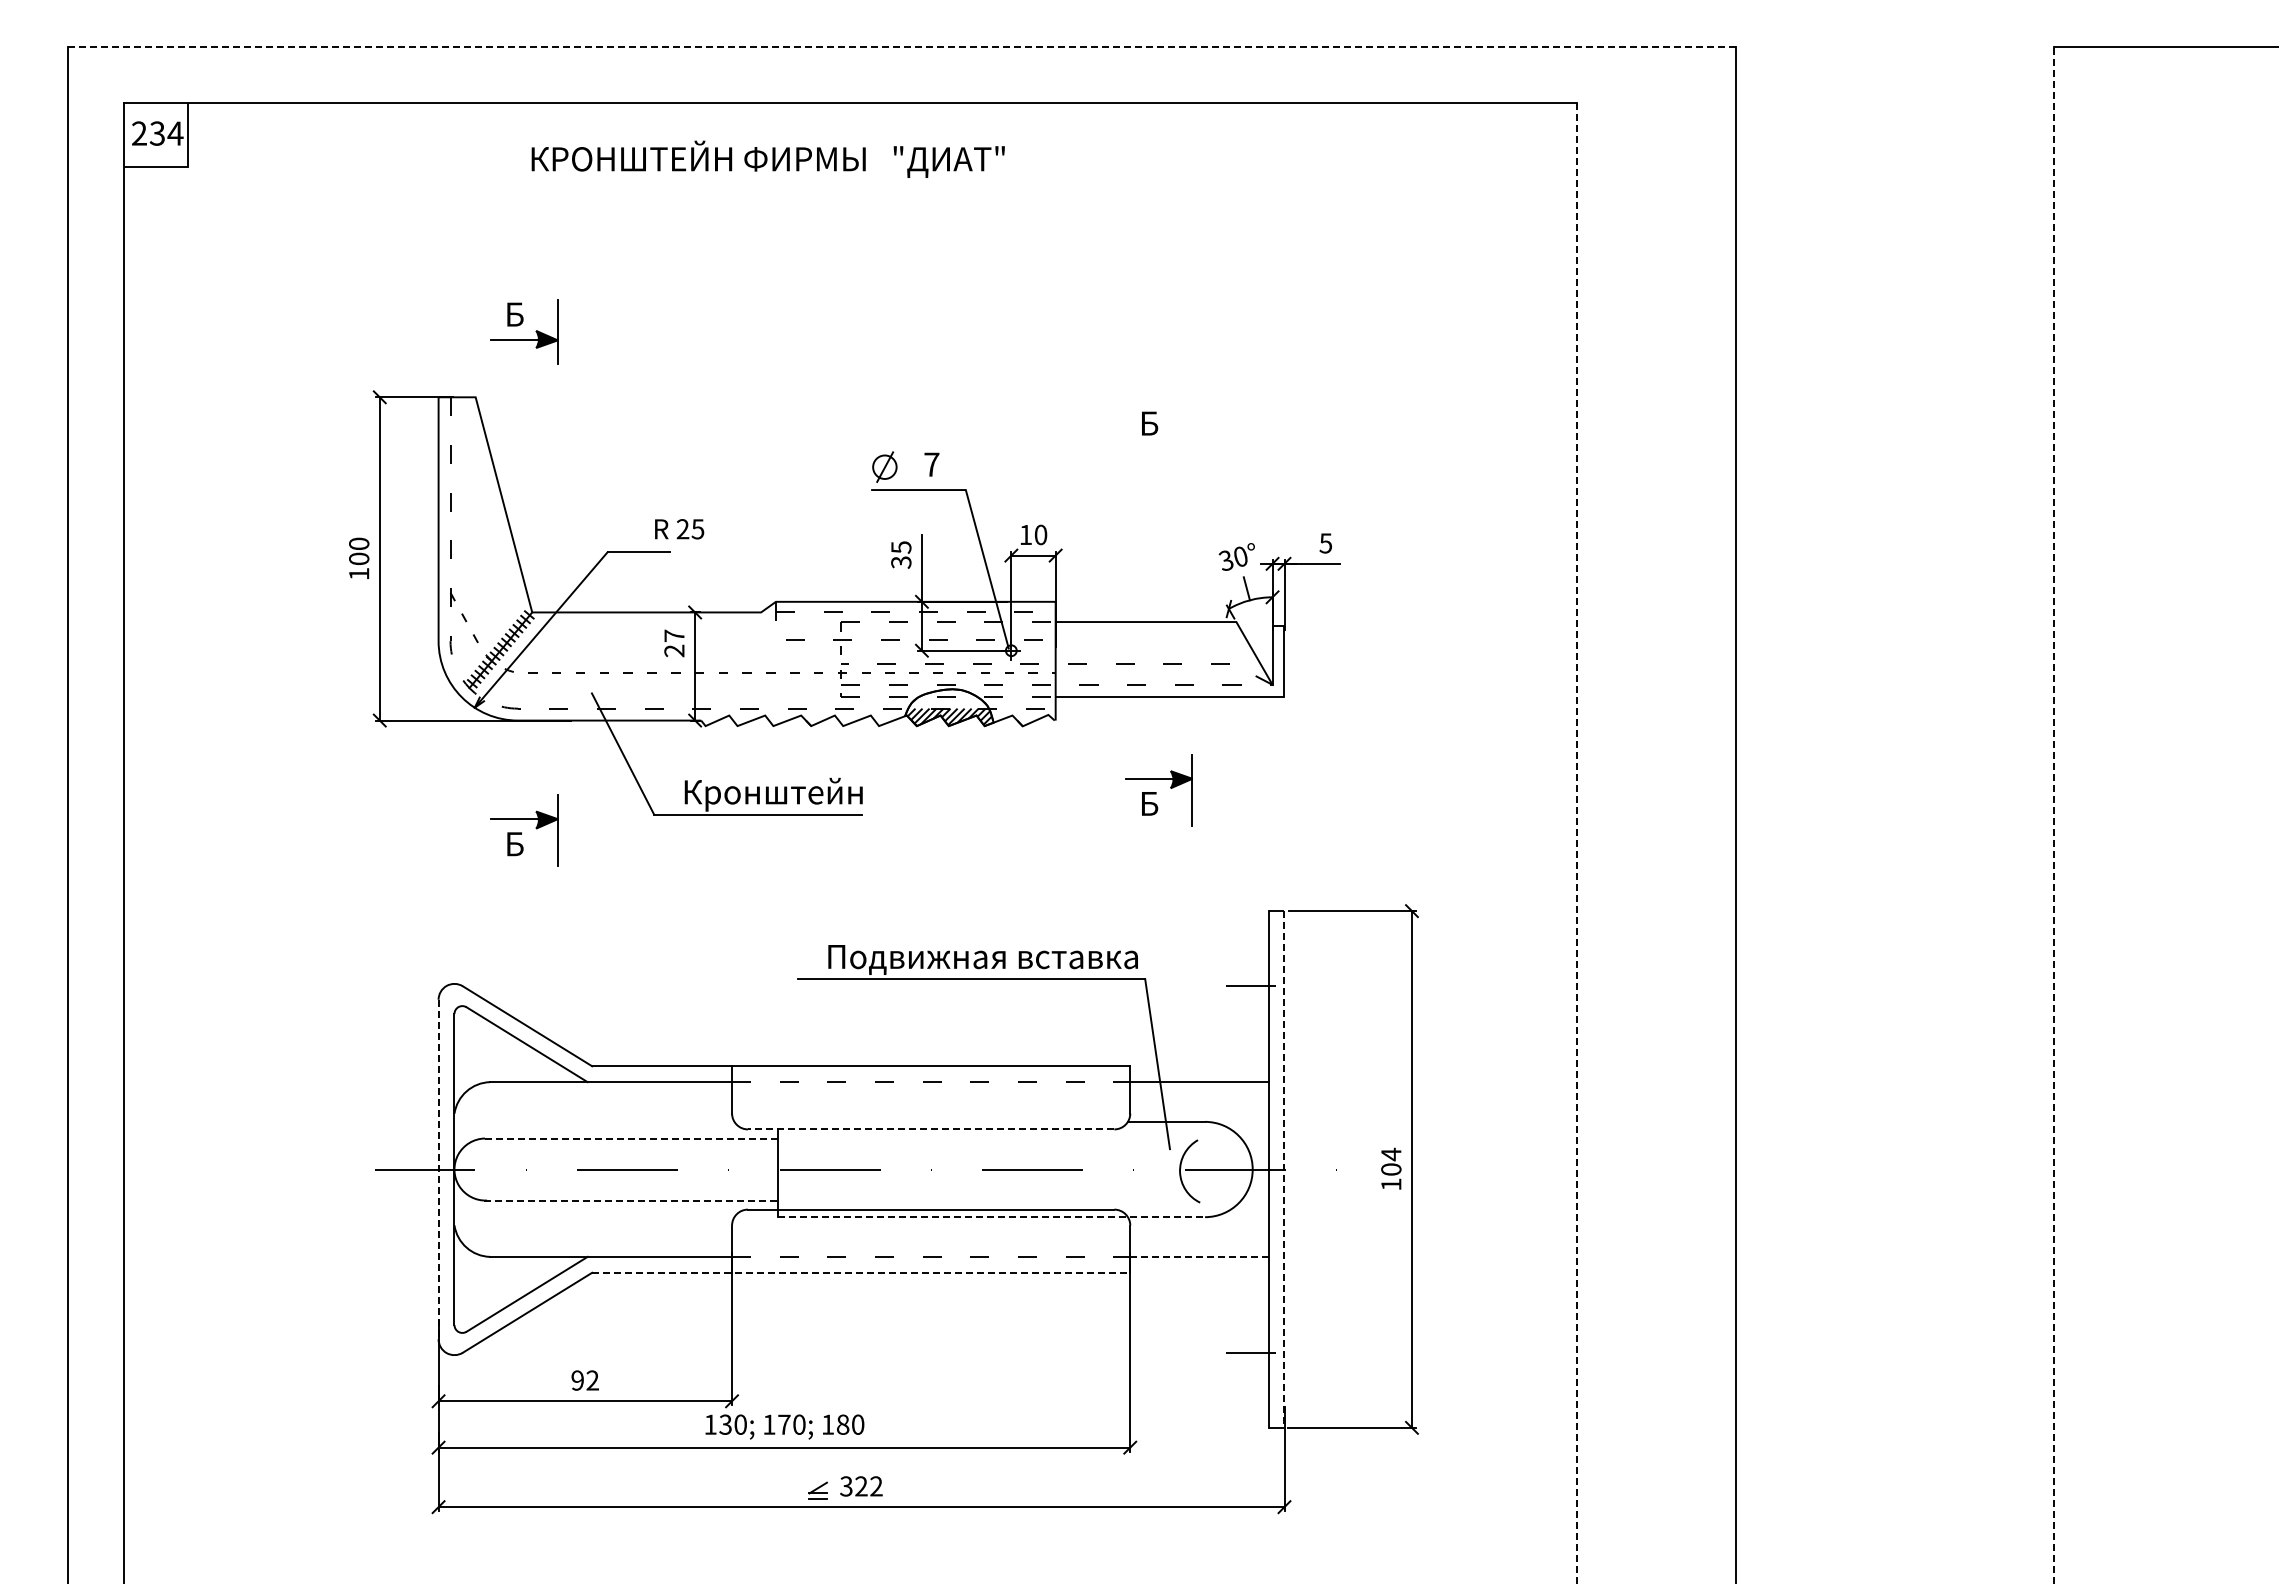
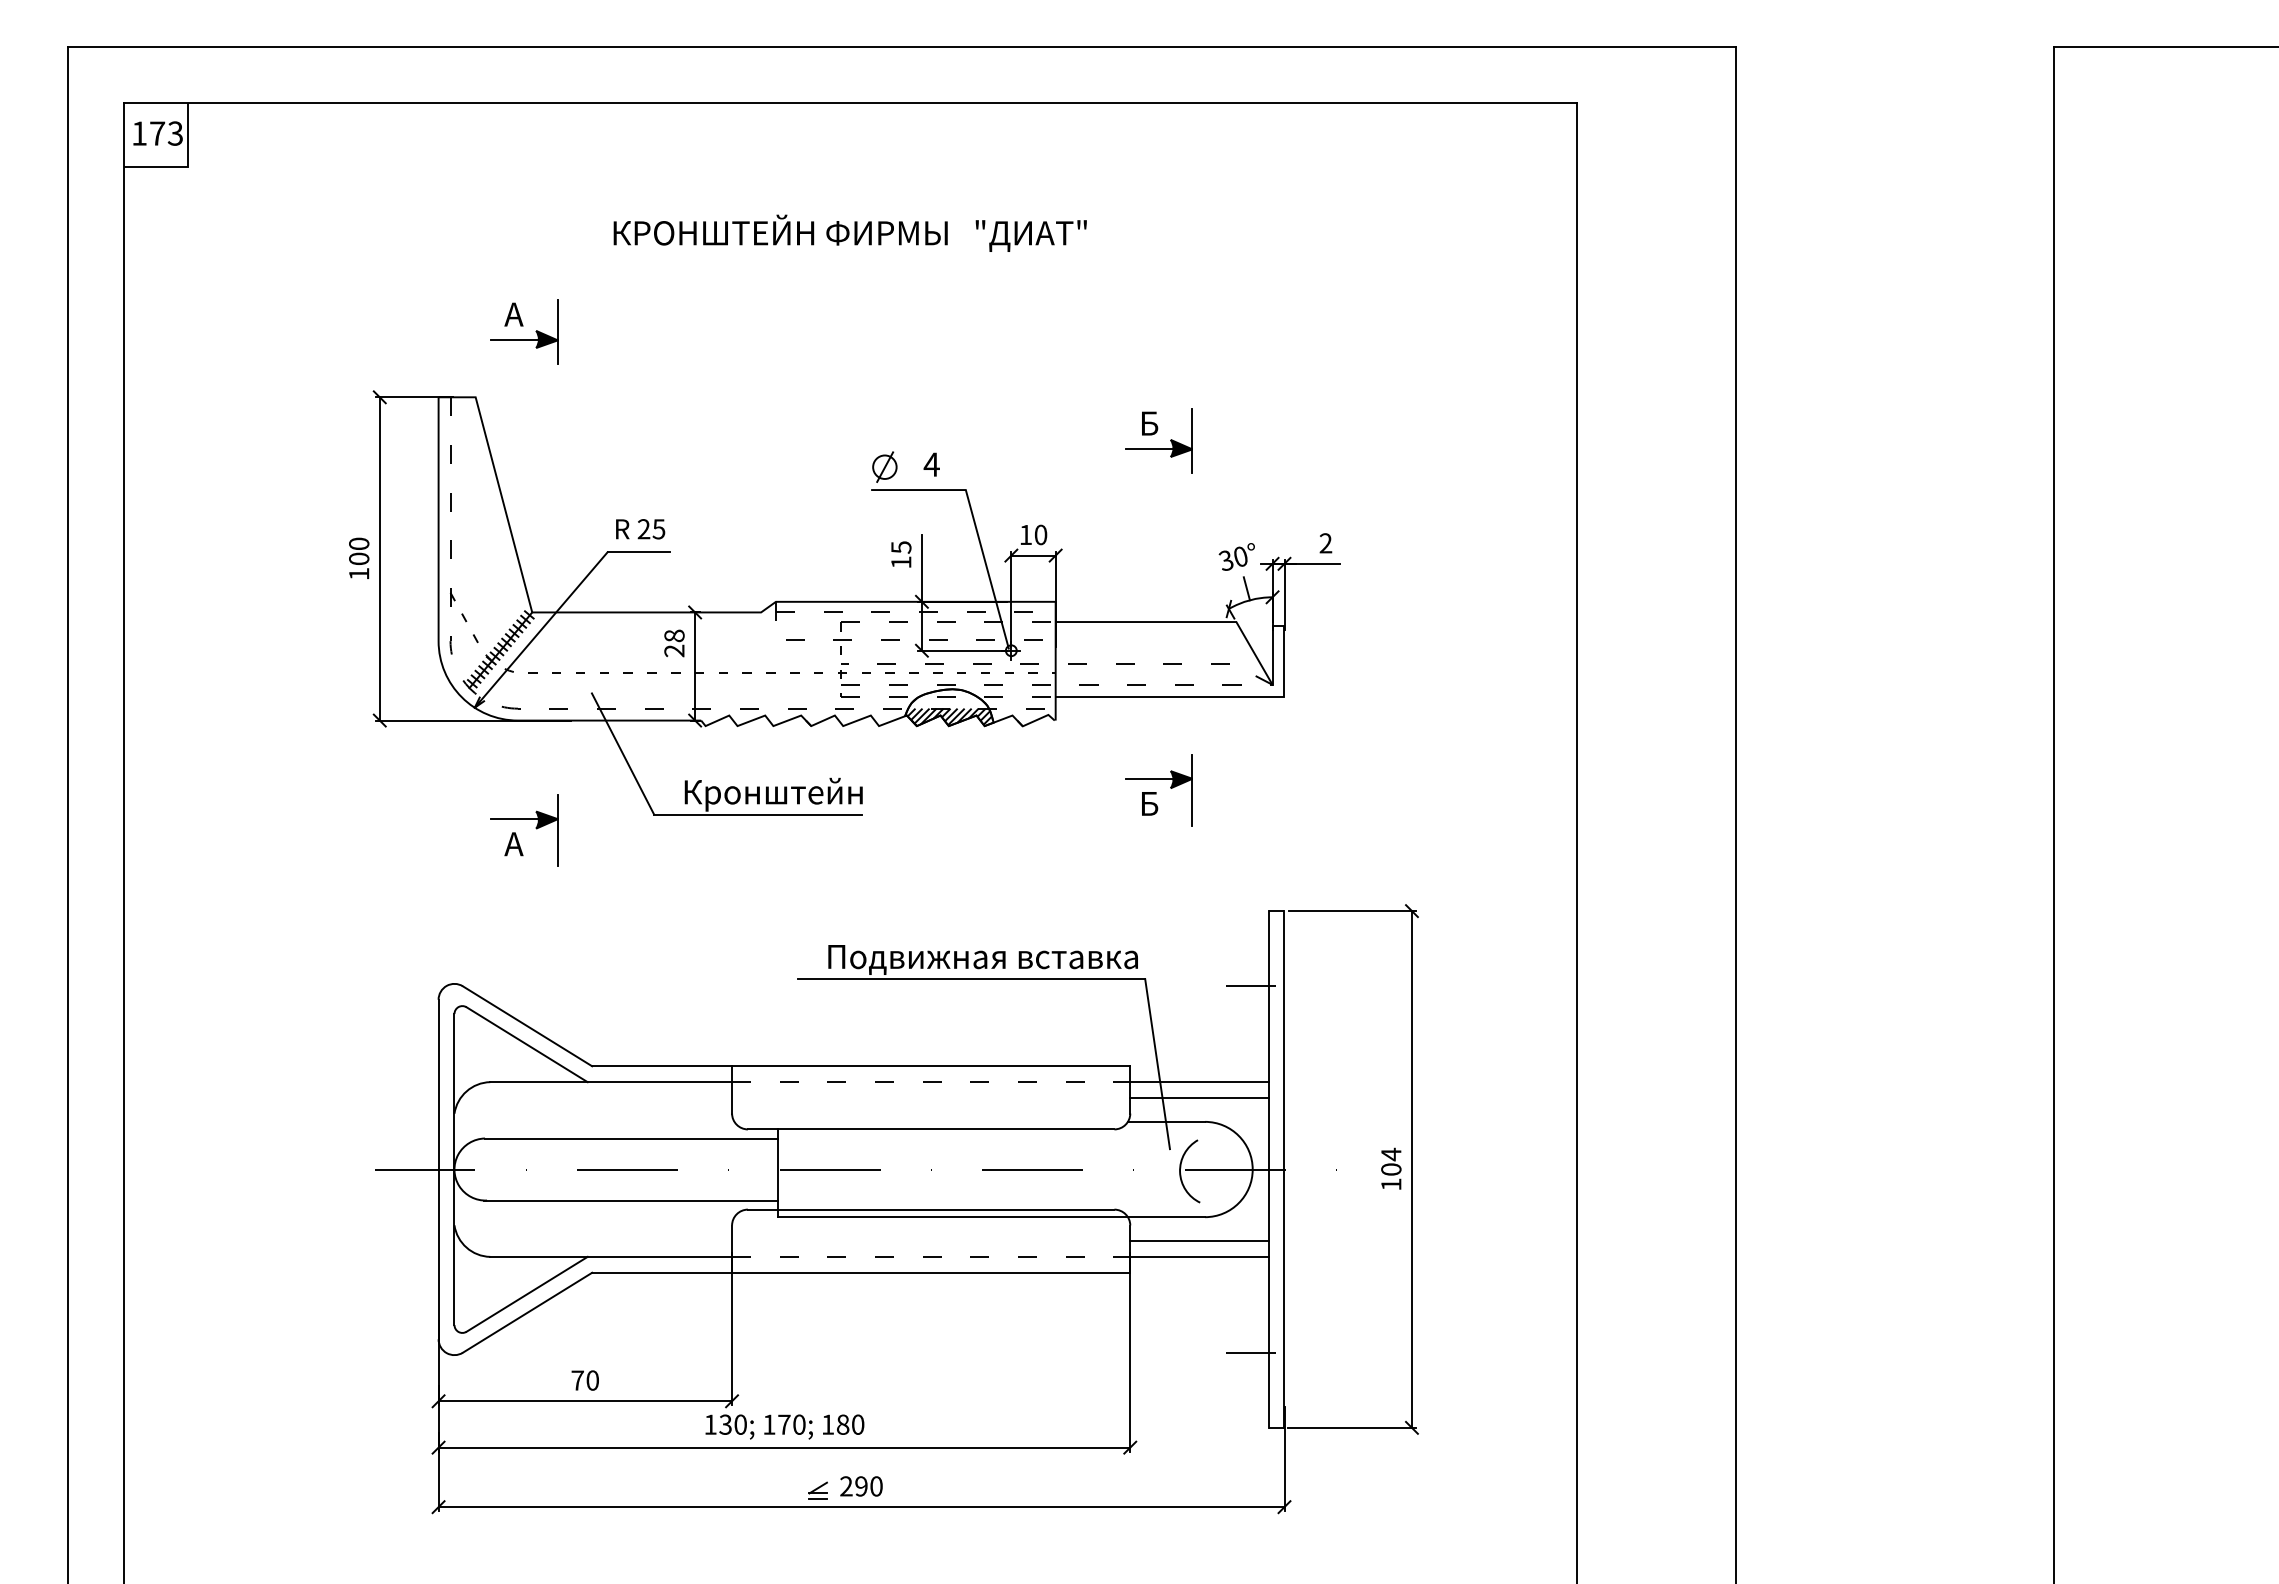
line: dashed -> solid (902, 47)
text: 234 -> 173 (157, 133)
text position: (767, 158) -> (849, 232) (849, 232)
text: Б -> А (513, 314)
part: none -> present (1158, 448)
text: 7 -> 4 (931, 464)
text position: (679, 529) -> (640, 529) (640, 529)
text: 5 -> 2 (1325, 543)
text: 35 -> 15 (901, 562)
text: 27 -> 28 (674, 635)
line: dashed -> solid (2054, 815)
line: dashed -> solid (1577, 843)
text: Б -> А (513, 844)
line: none -> present (1199, 1098)
line: dashed -> solid (930, 1129)
line: dashed -> solid (631, 1138)
line: dashed -> solid (438, 1169)
line: dashed -> solid (1284, 1170)
line: dashed -> solid (631, 1200)
line: dashed -> solid (992, 1217)
line: none -> present (1199, 1241)
line: dashed -> solid (1199, 1256)
line: dashed -> solid (861, 1272)
text: 92 -> 70 (584, 1380)
text: 322 -> 290 (861, 1486)
